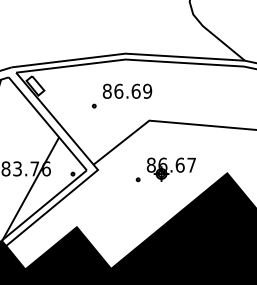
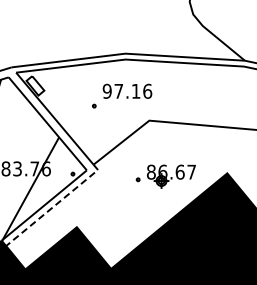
text: 86.69 -> 97.16 (127, 90)
part position: (171, 169) -> (171, 176) (171, 176)
line: solid -> dashed (55, 205)
